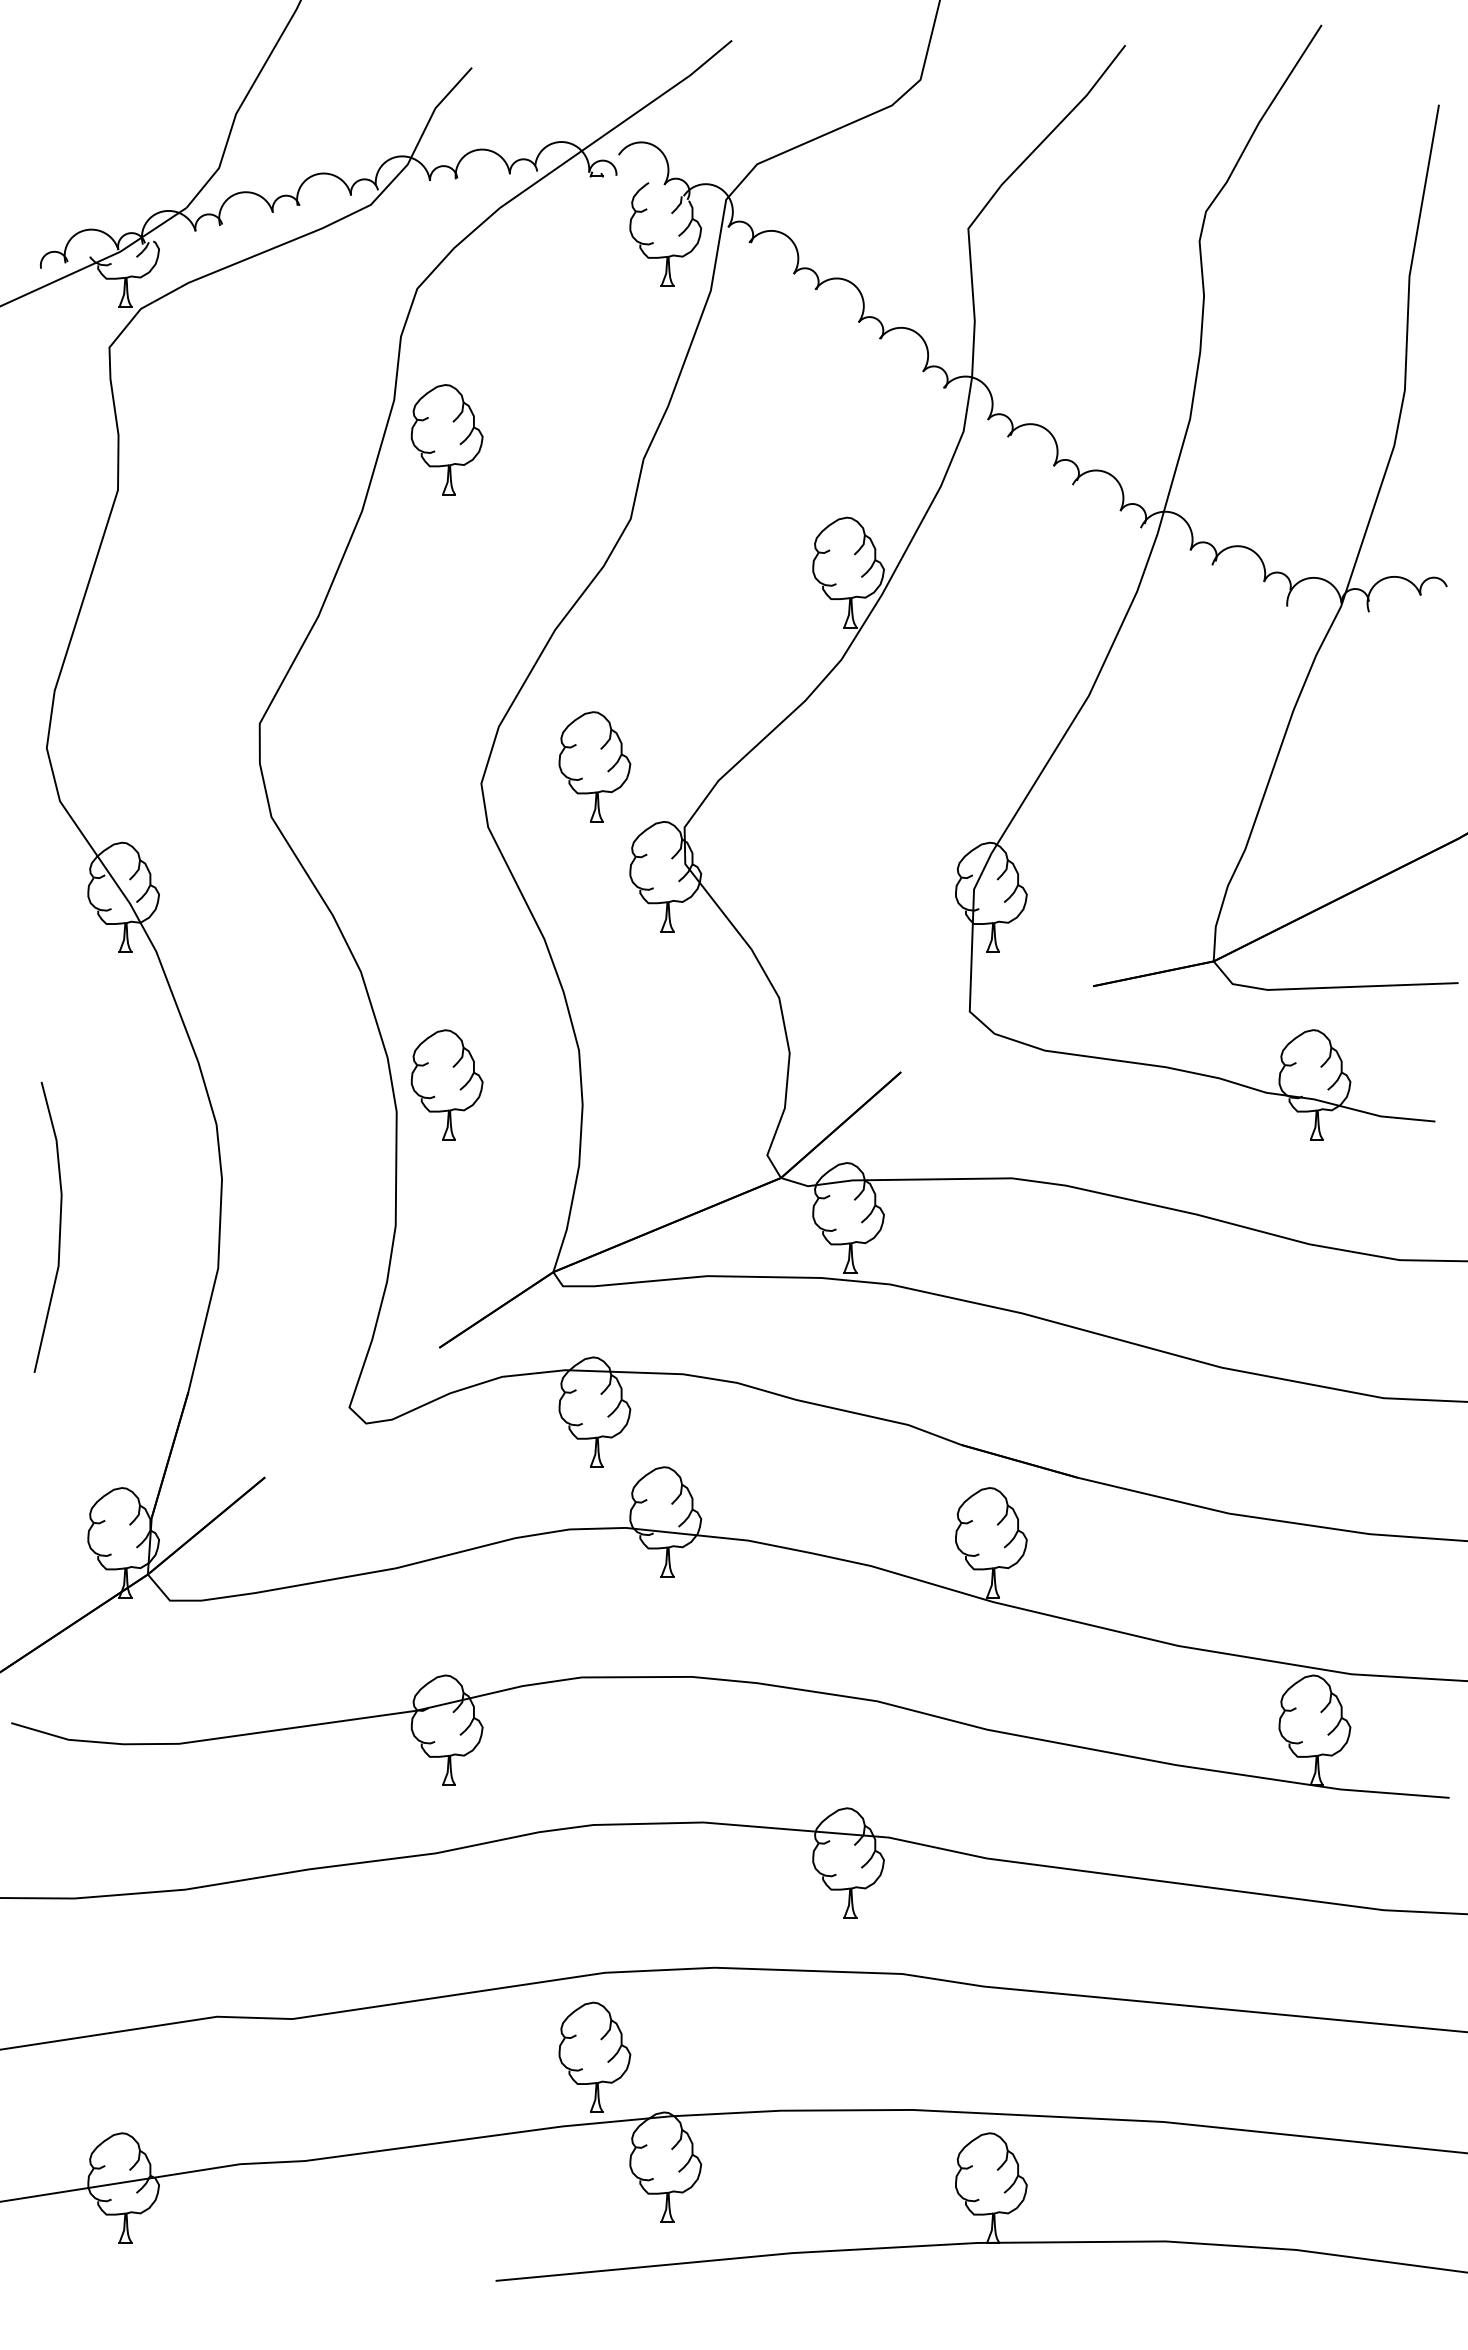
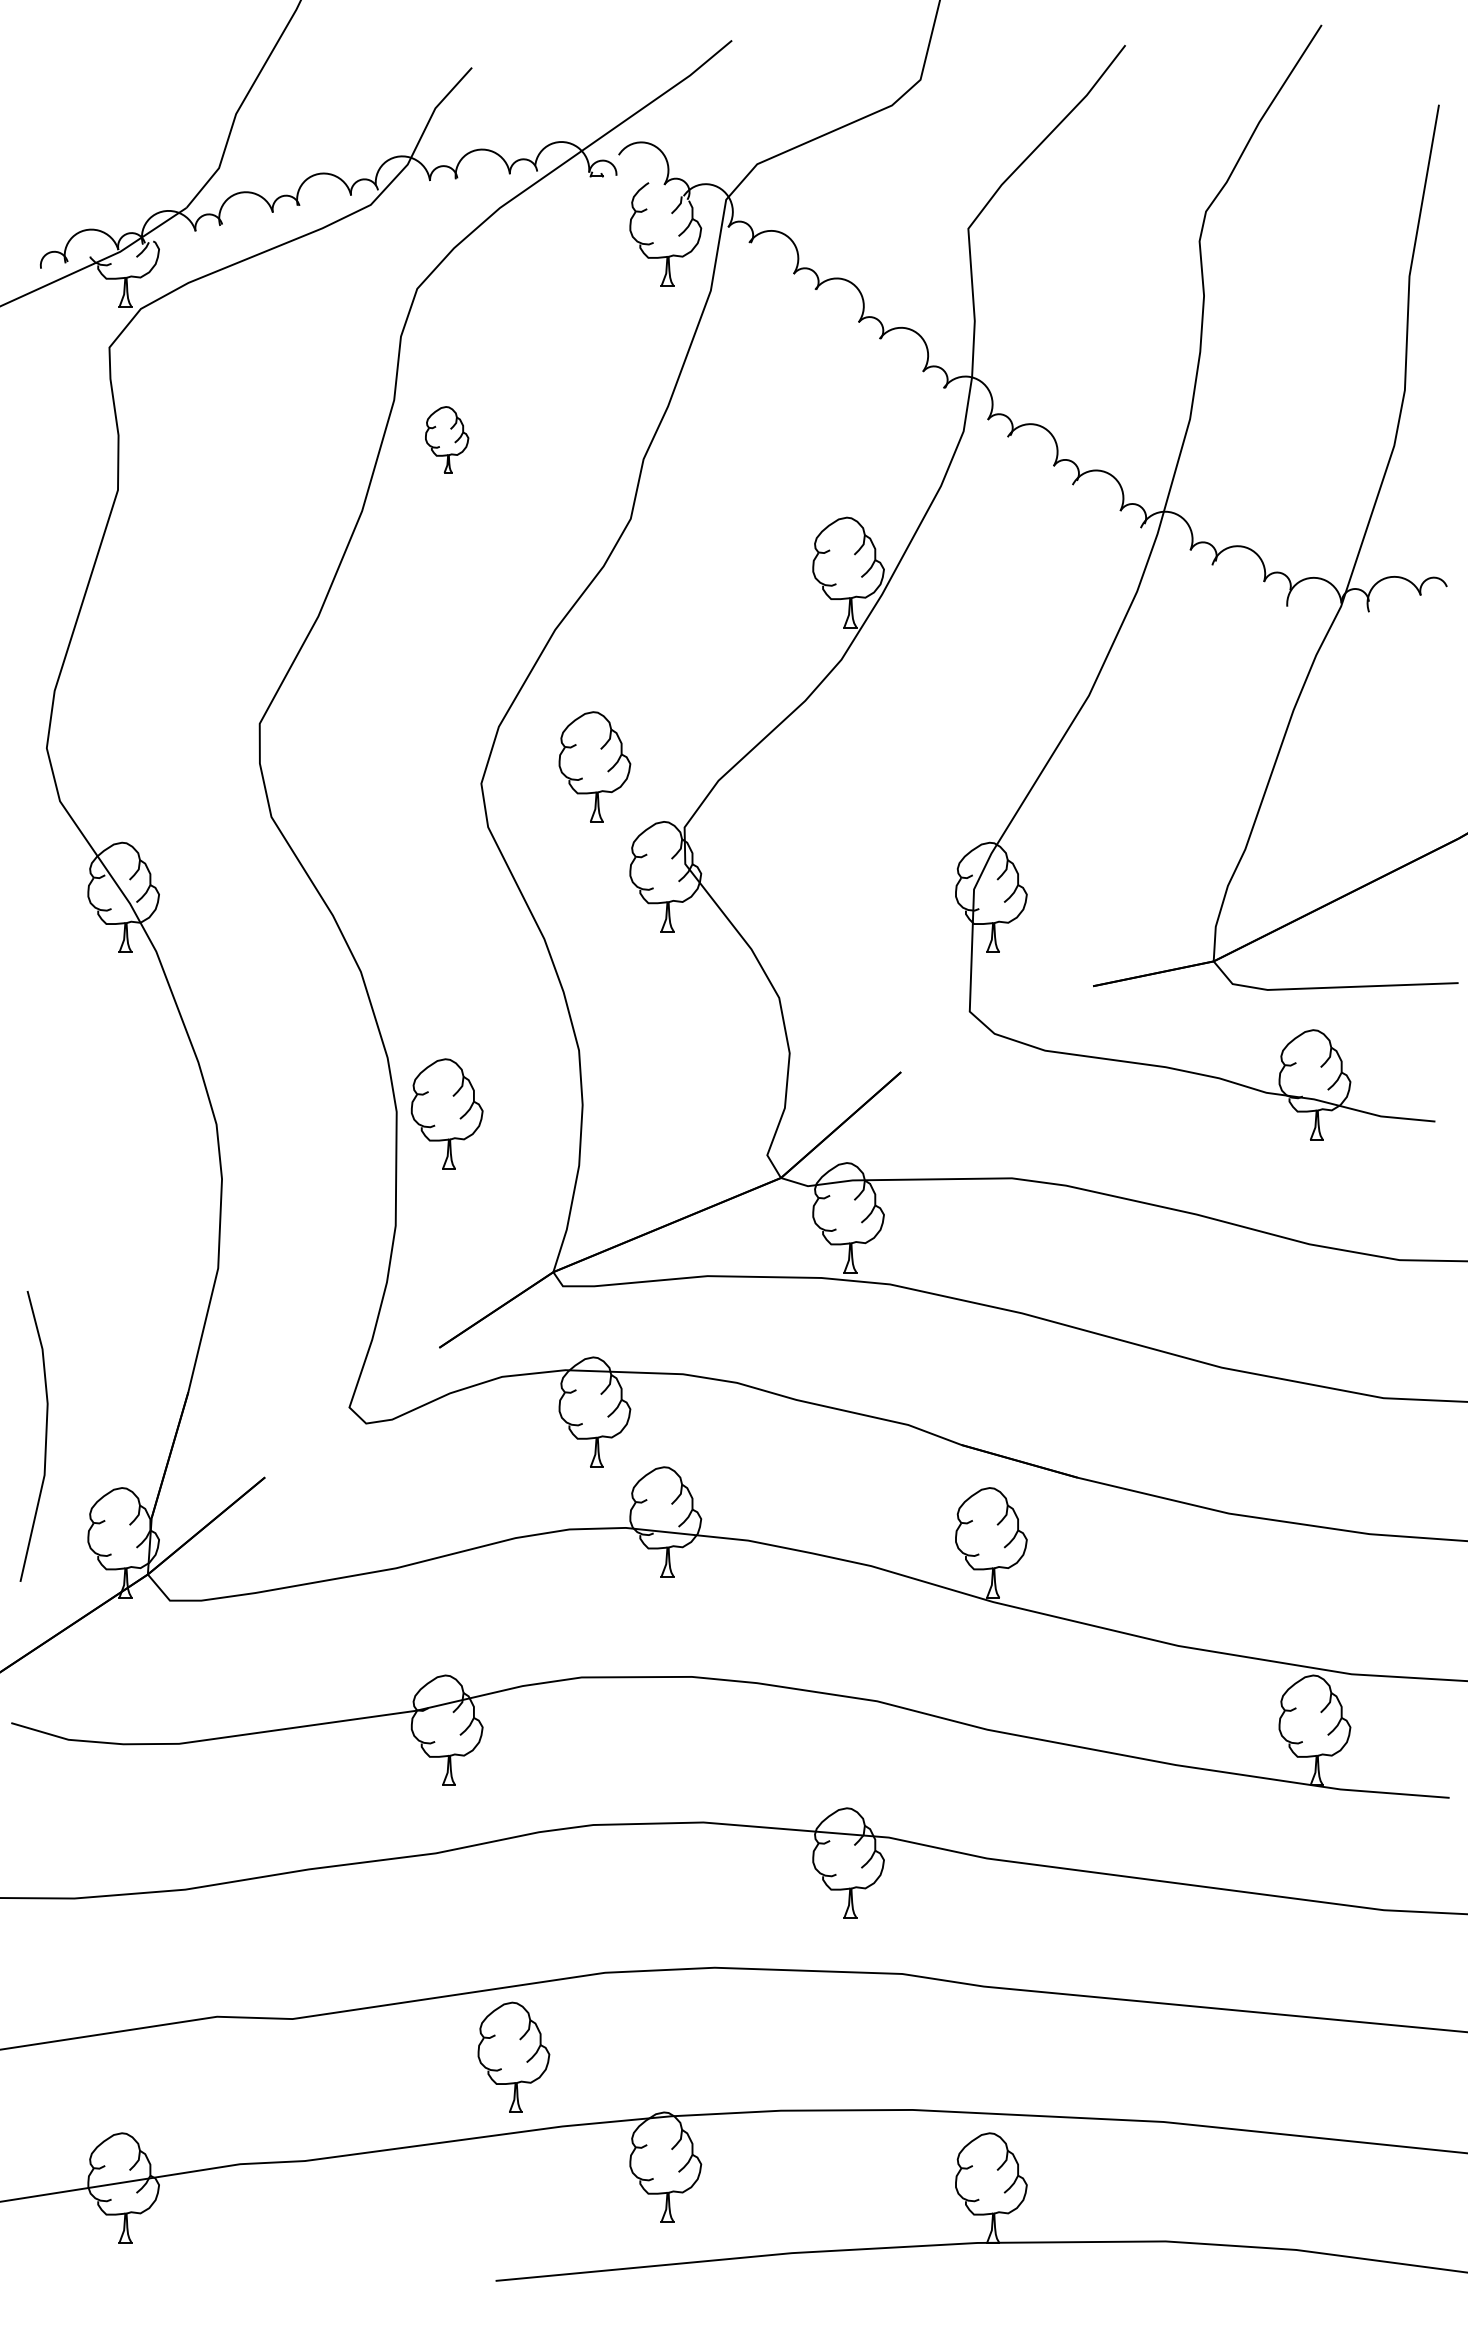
part size: 74x112 px -> 45x68 px (447, 439)
part position: (446, 1084) -> (446, 1113) (446, 1113)
line position: (59, 1227) -> (45, 1436) (45, 1436)
part position: (594, 2056) -> (513, 2056) (513, 2056)
